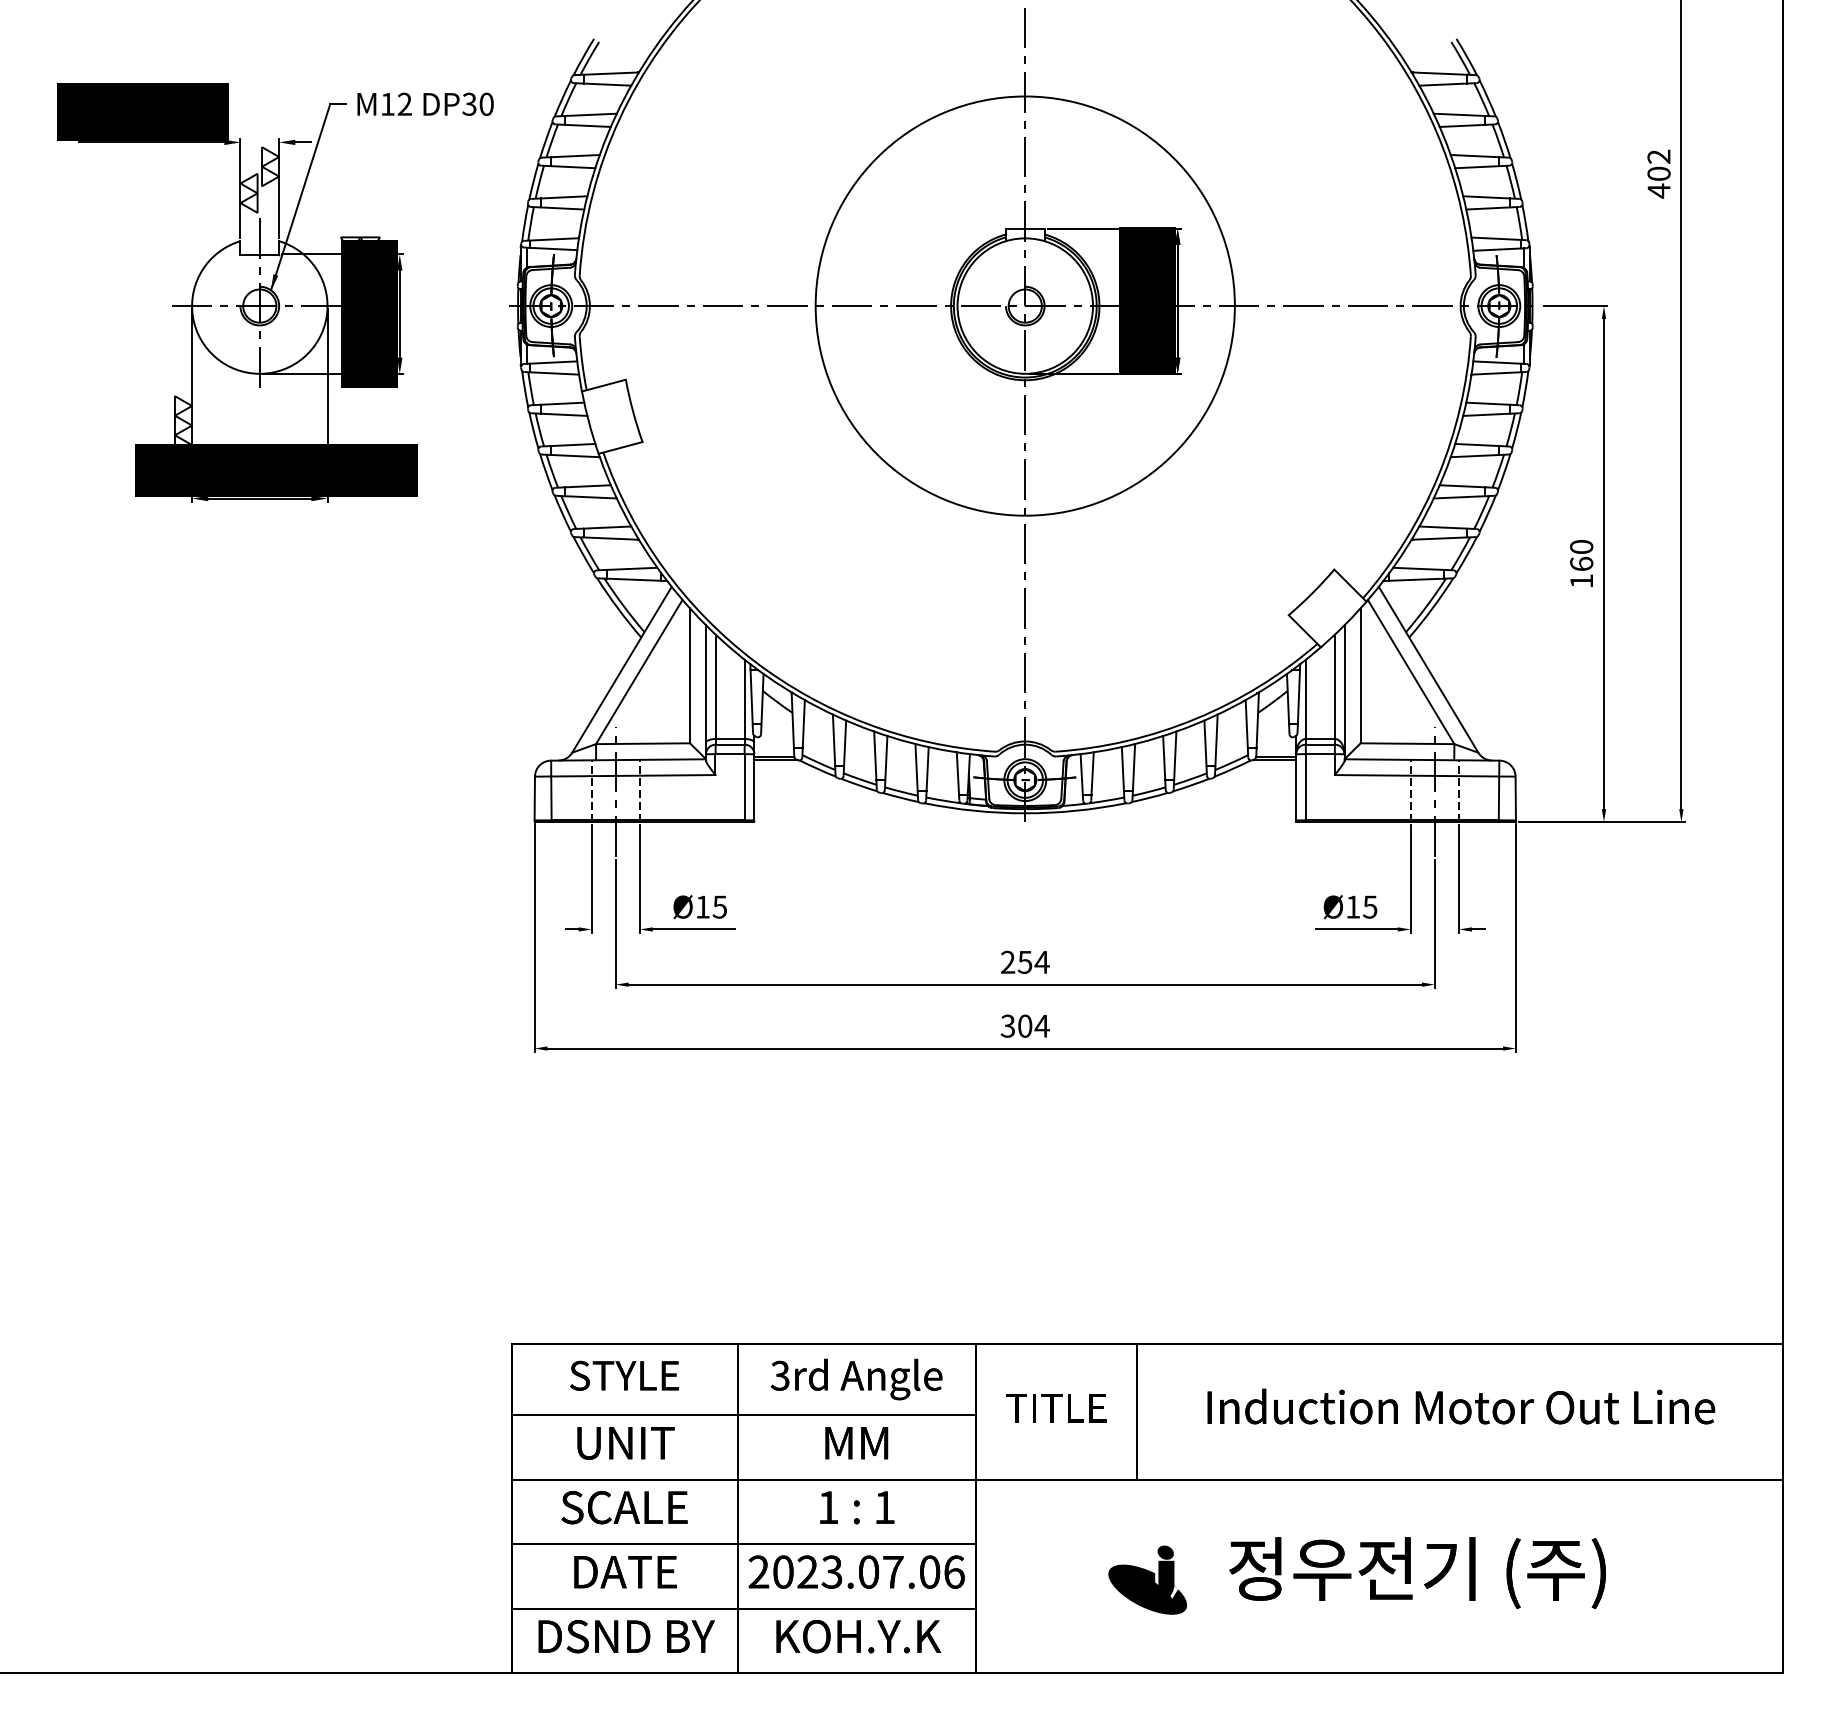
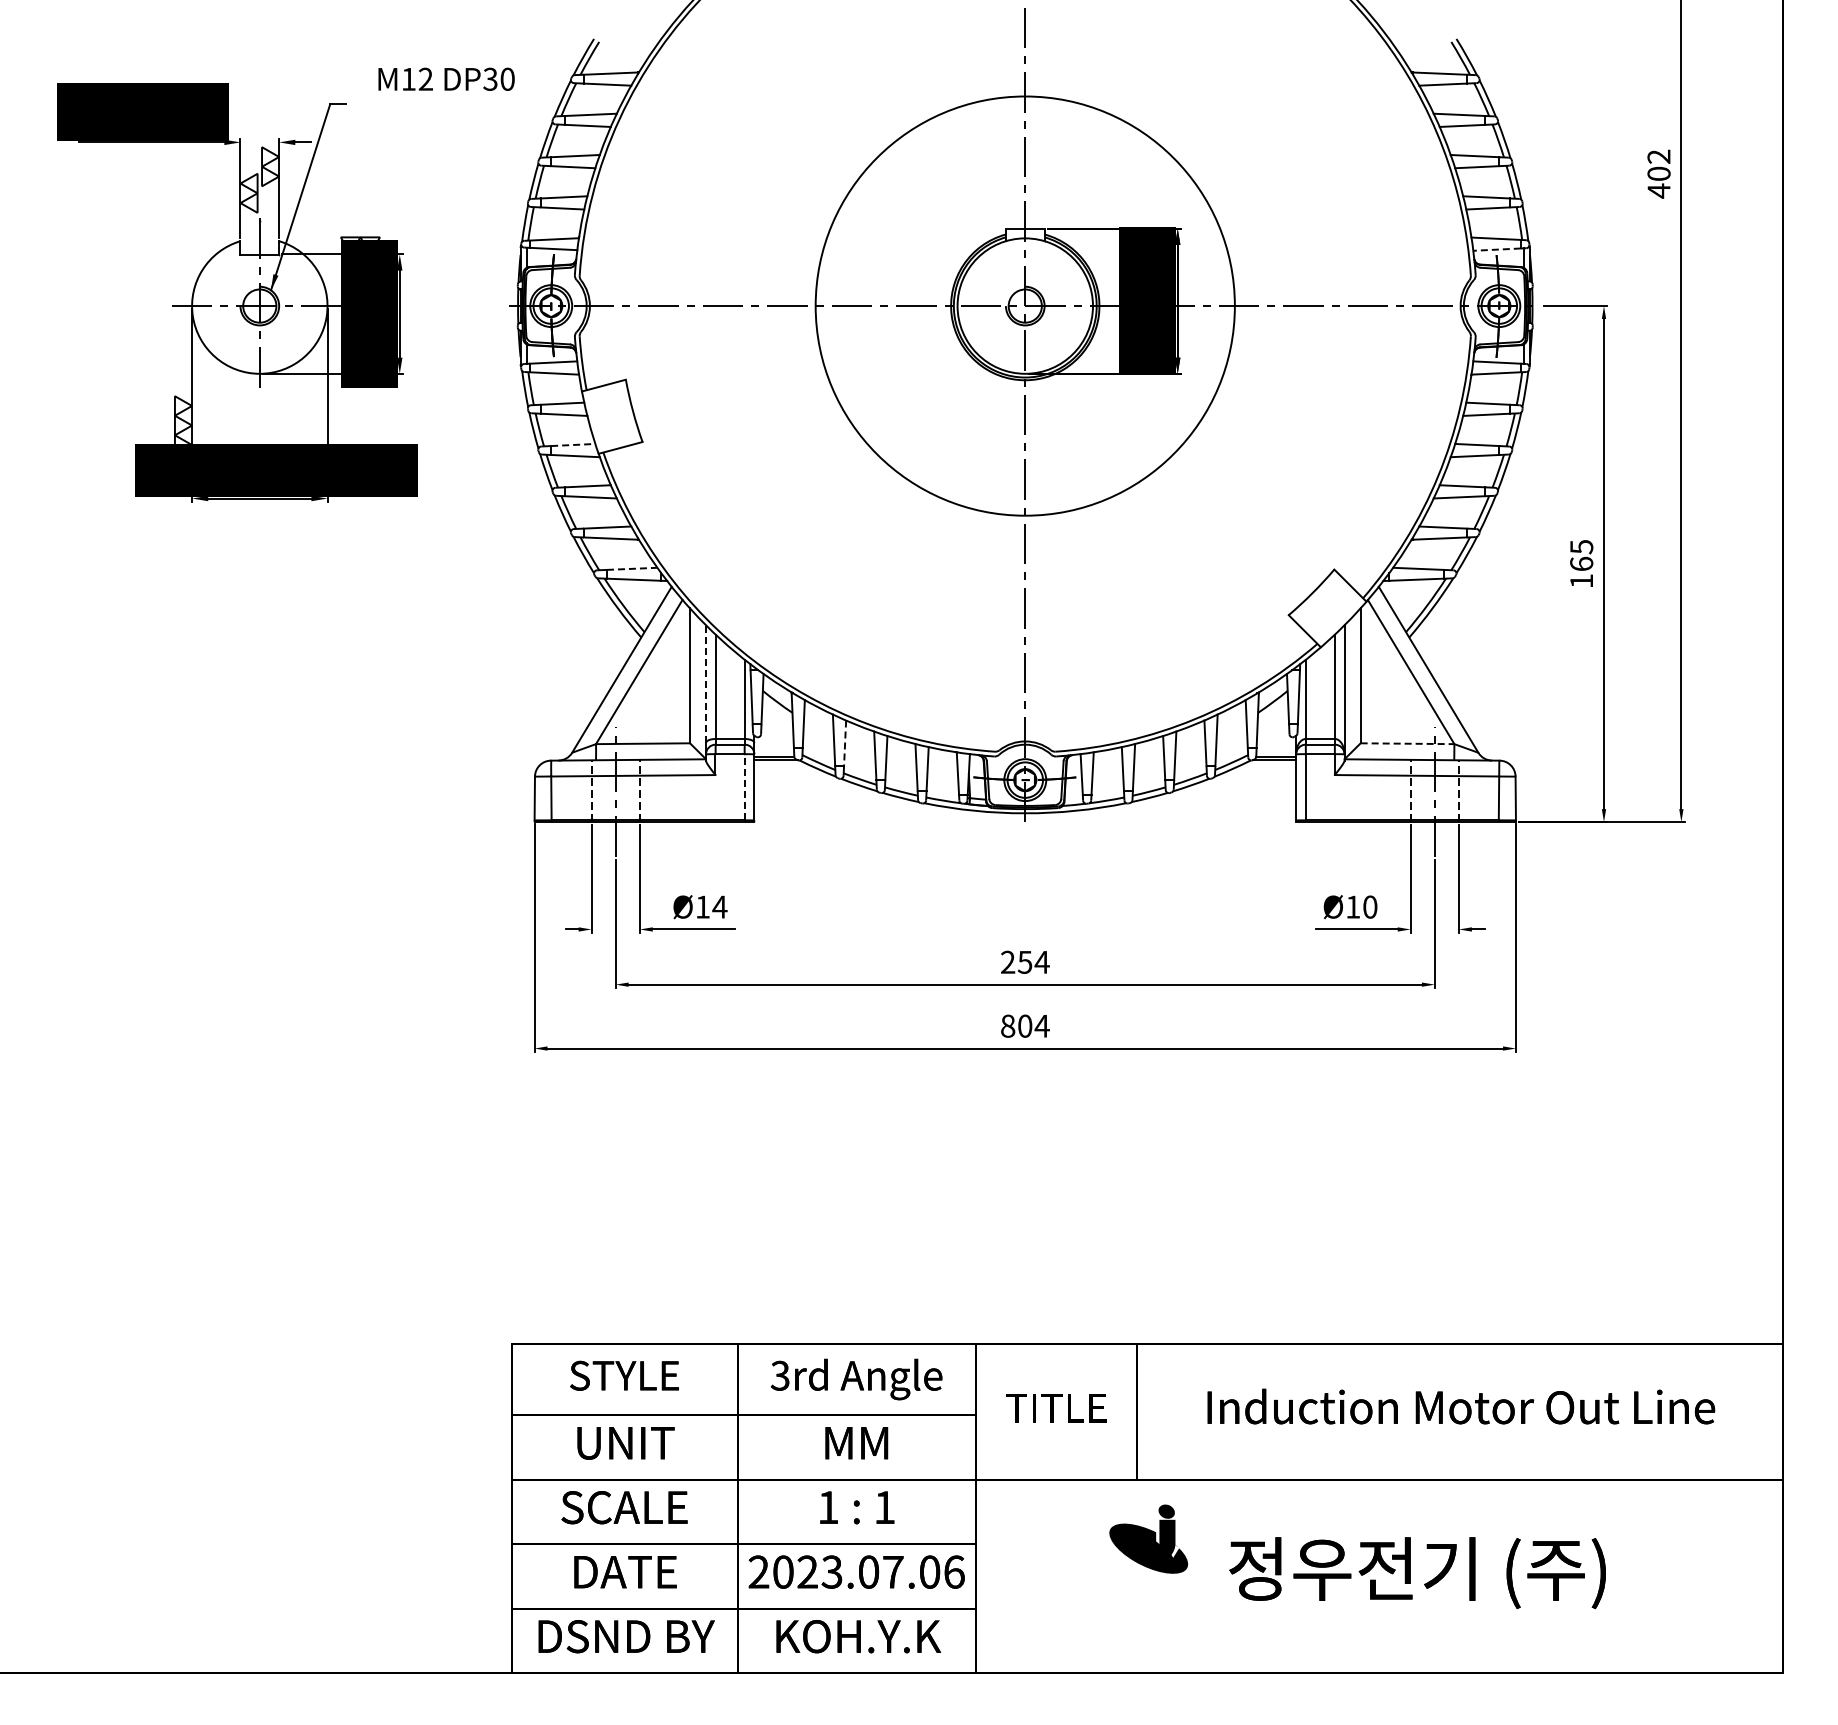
text position: (425, 103) -> (446, 78) (446, 78)
line: solid -> dashed (1497, 249)
line: solid -> dashed (573, 444)
text: 160 -> 165 (1581, 547)
line: solid -> dashed (632, 568)
line: solid -> dashed (706, 684)
line: solid -> dashed (845, 743)
line: solid -> dashed (1407, 743)
line: solid -> dashed (744, 786)
text: 15 -> 14 (719, 906)
text: 15 -> 10 (1370, 906)
text: 304 -> 804 (1007, 1025)
part position: (1147, 1579) -> (1148, 1538) (1148, 1538)
